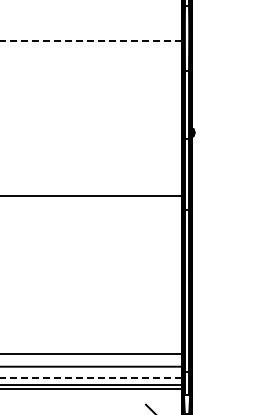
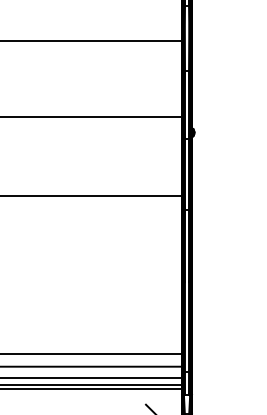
line: dashed -> solid (91, 41)
line: none -> present (92, 117)
line: dashed -> solid (91, 377)
